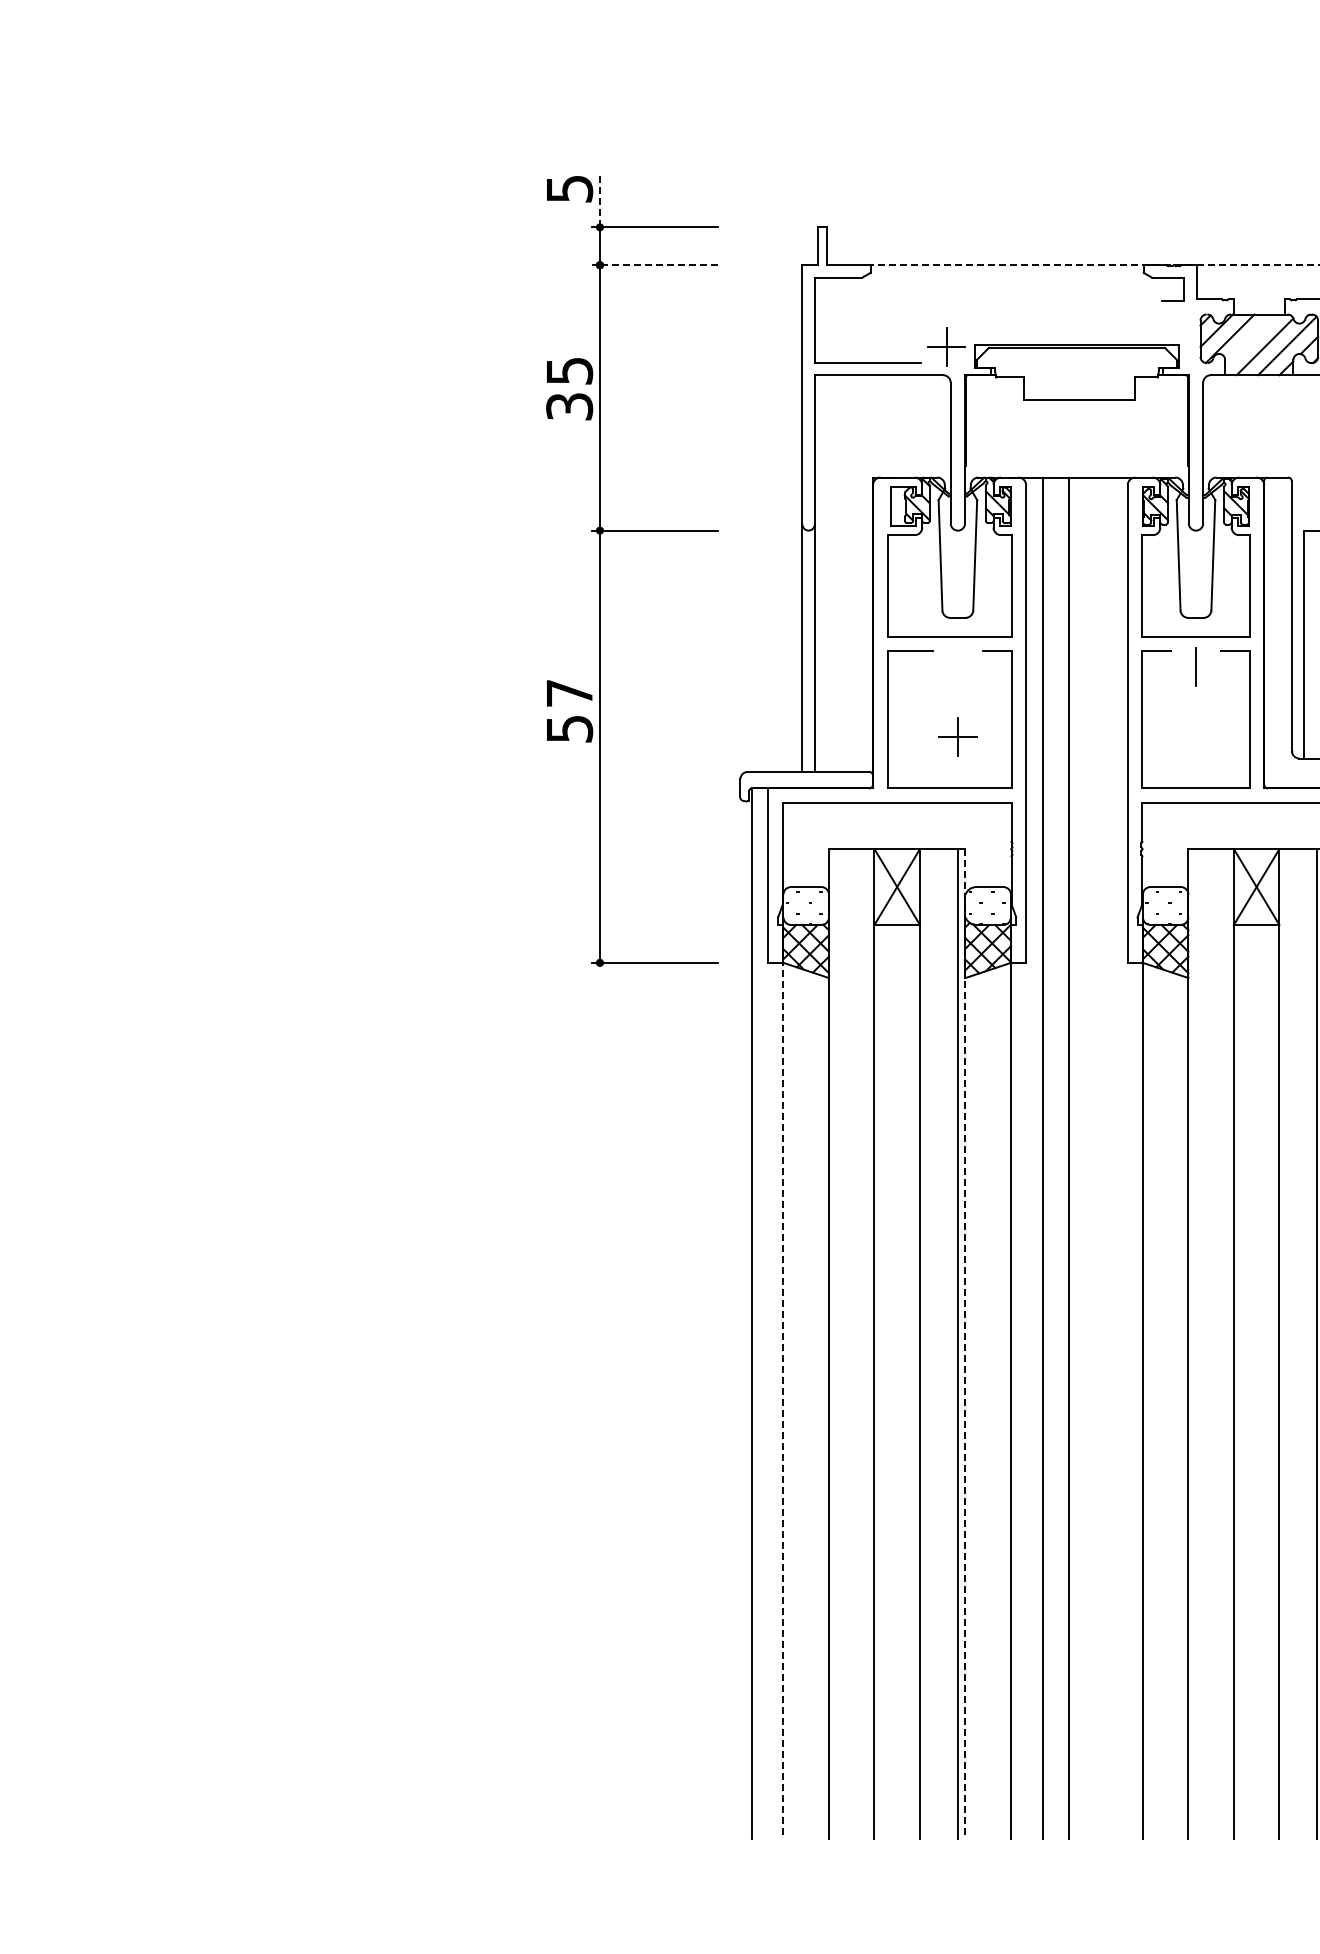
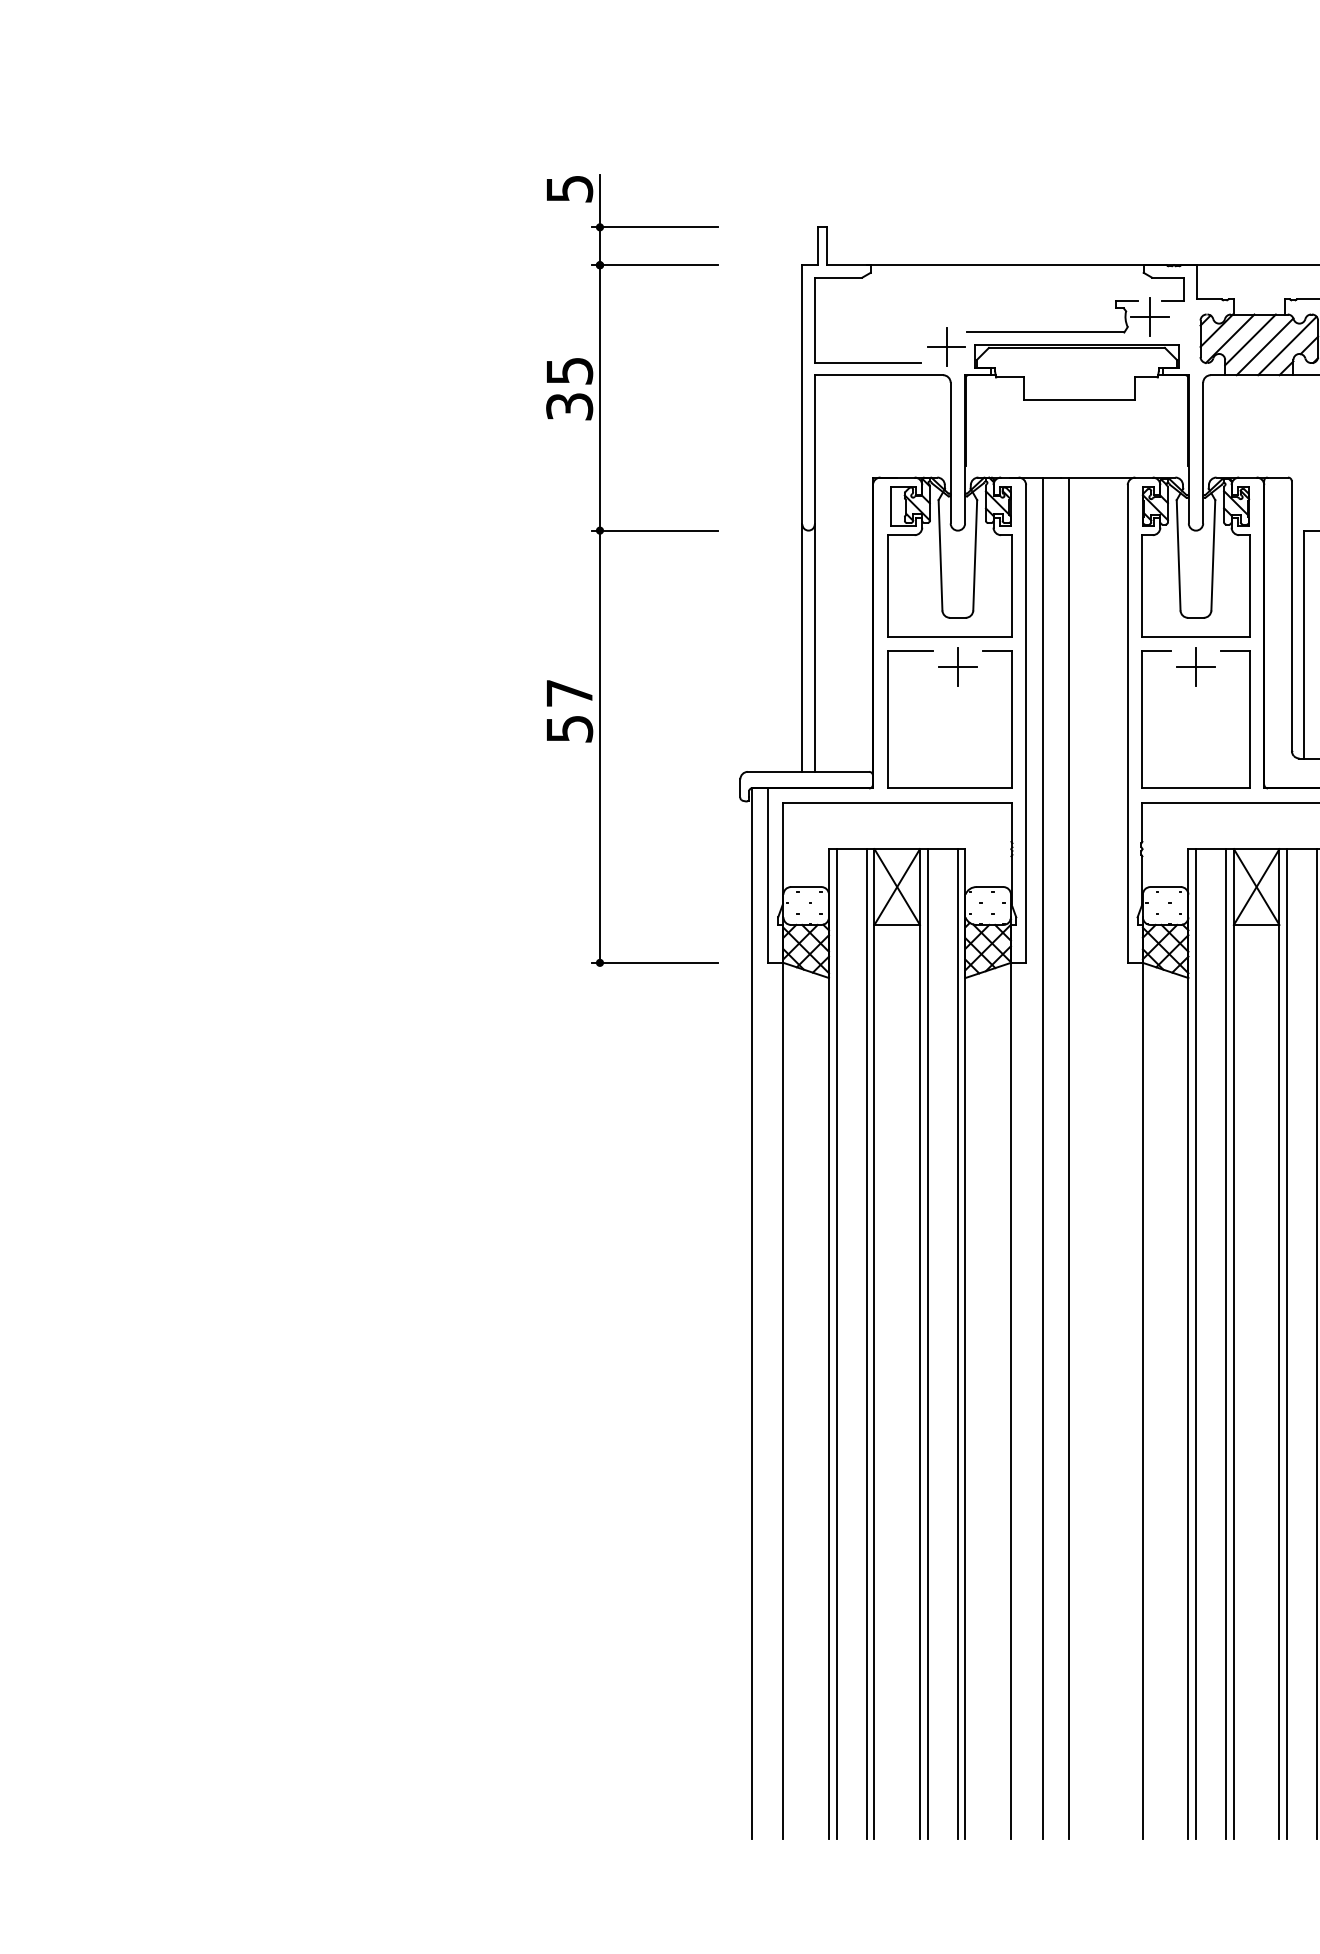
line: dashed -> solid (599, 200)
line: dashed -> solid (654, 265)
line: dashed -> solid (1093, 265)
part: none -> present (1067, 331)
line: none -> present (1250, 339)
line: none -> present (1195, 667)
part position: (957, 736) -> (957, 666) (957, 666)
line: none -> present (836, 1343)
line: none -> present (866, 1343)
line: none -> present (927, 1343)
line: dashed -> solid (965, 1343)
line: none -> present (1196, 1343)
line: none -> present (1226, 1343)
line: none -> present (1286, 1343)
line: dashed -> solid (783, 1398)
